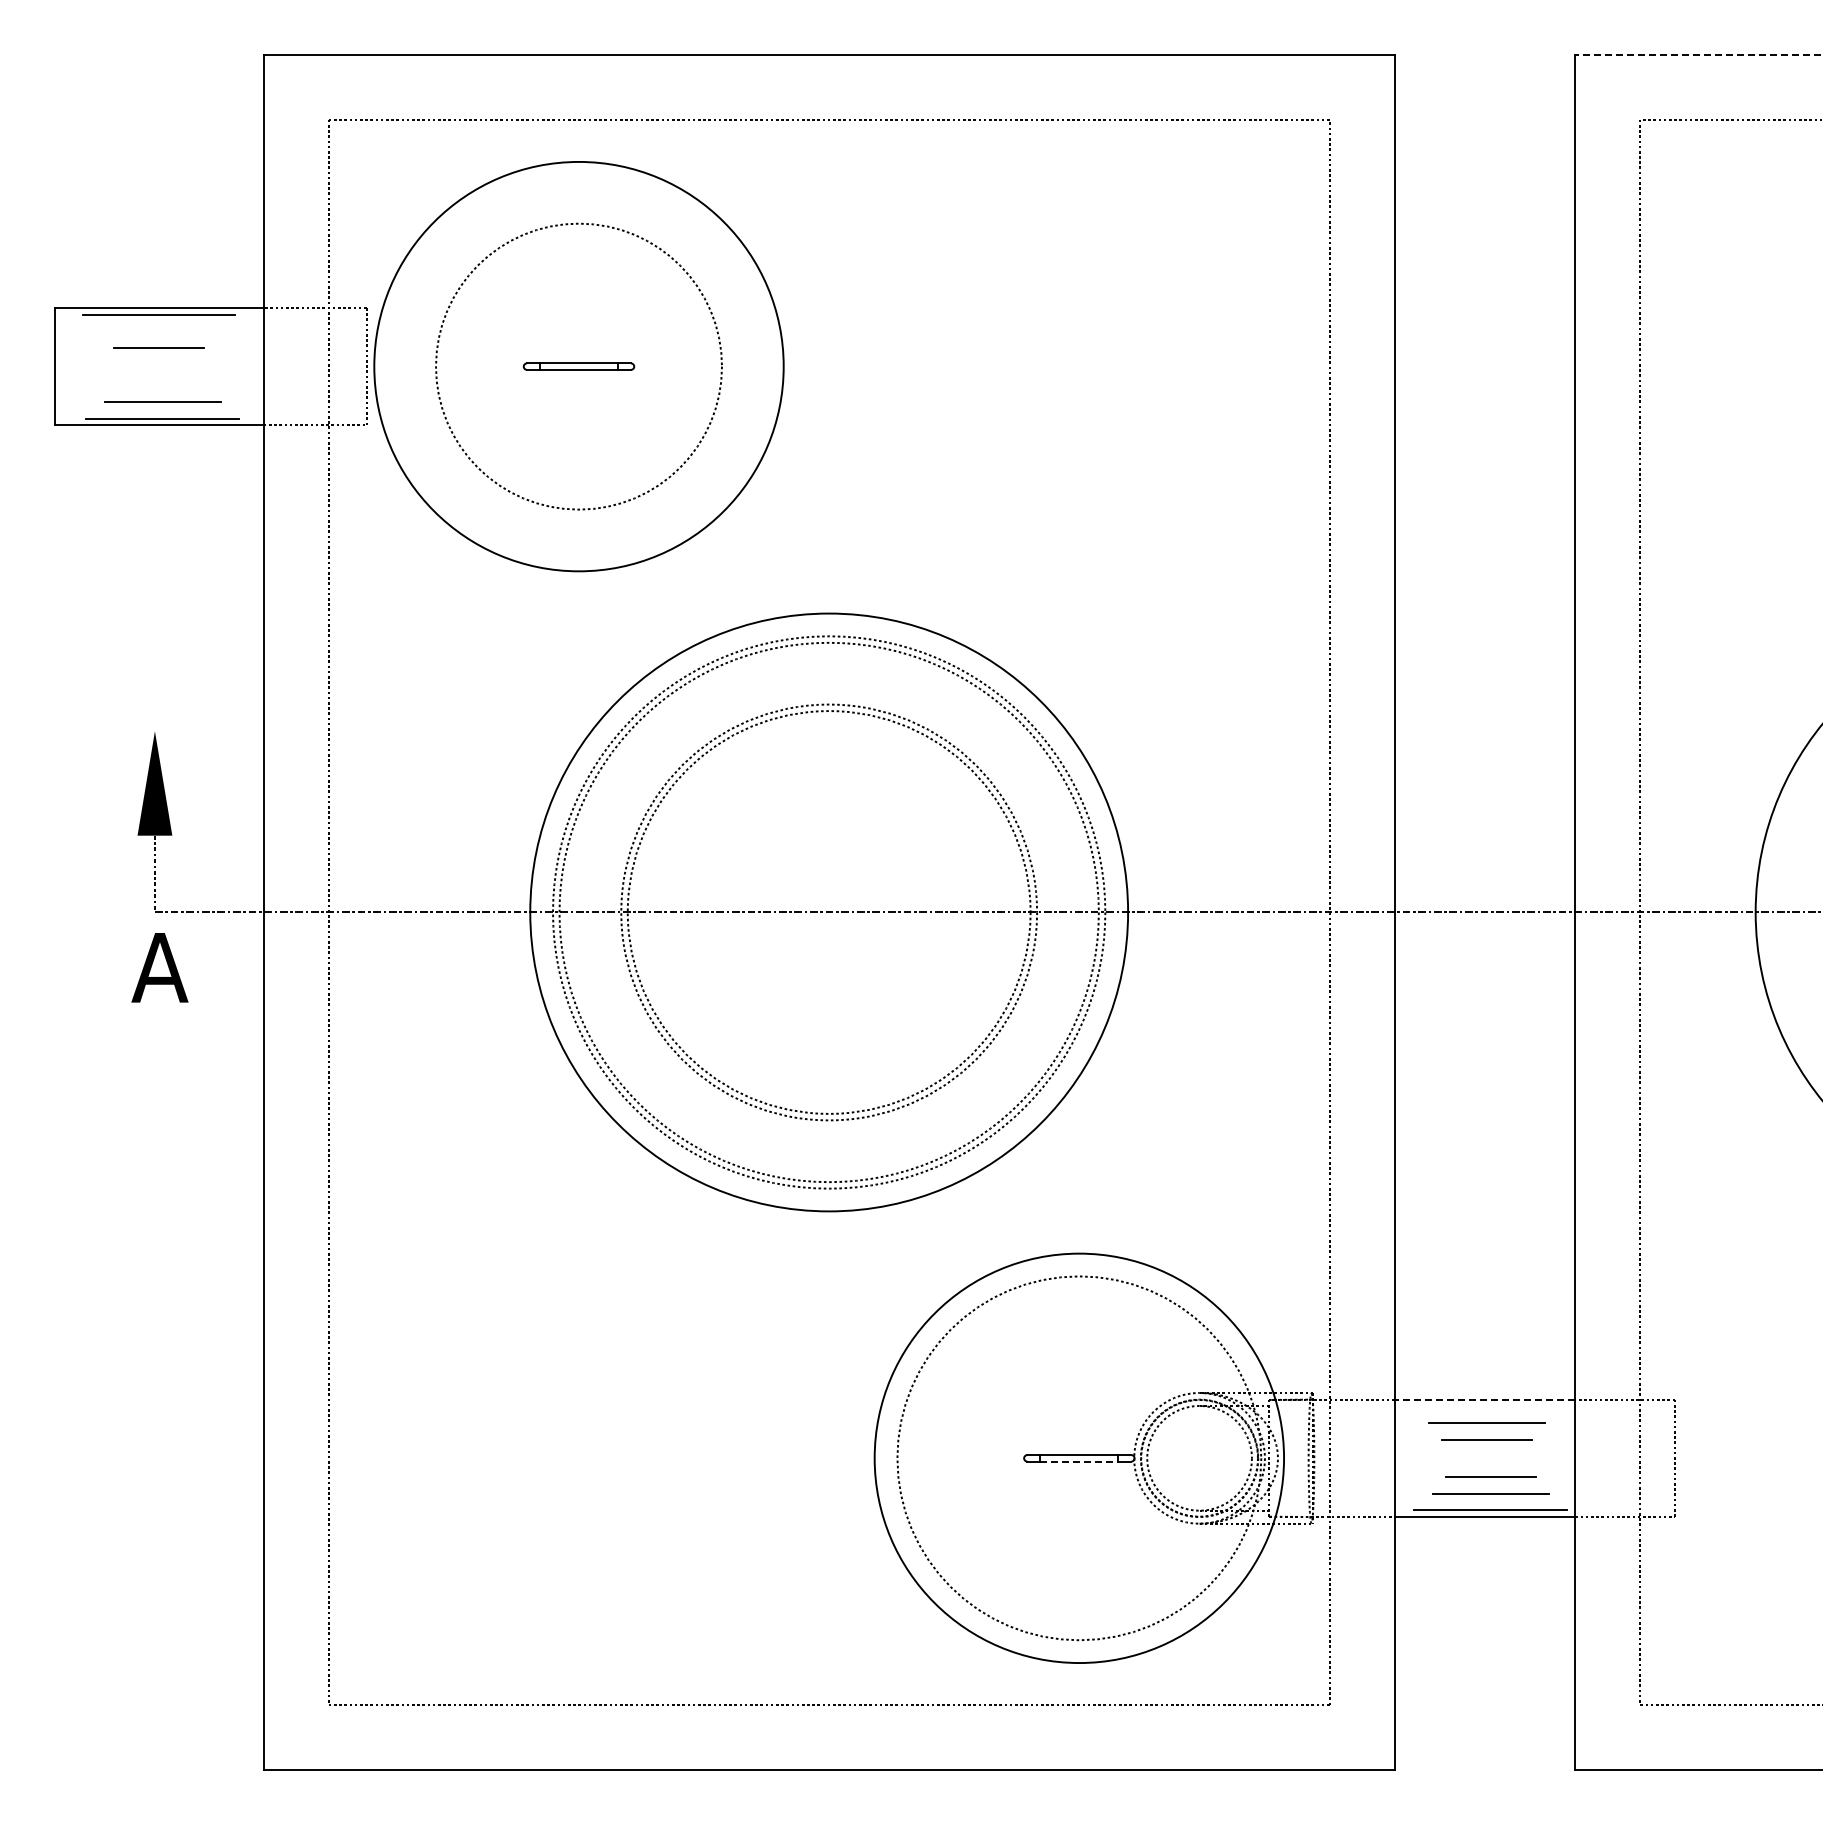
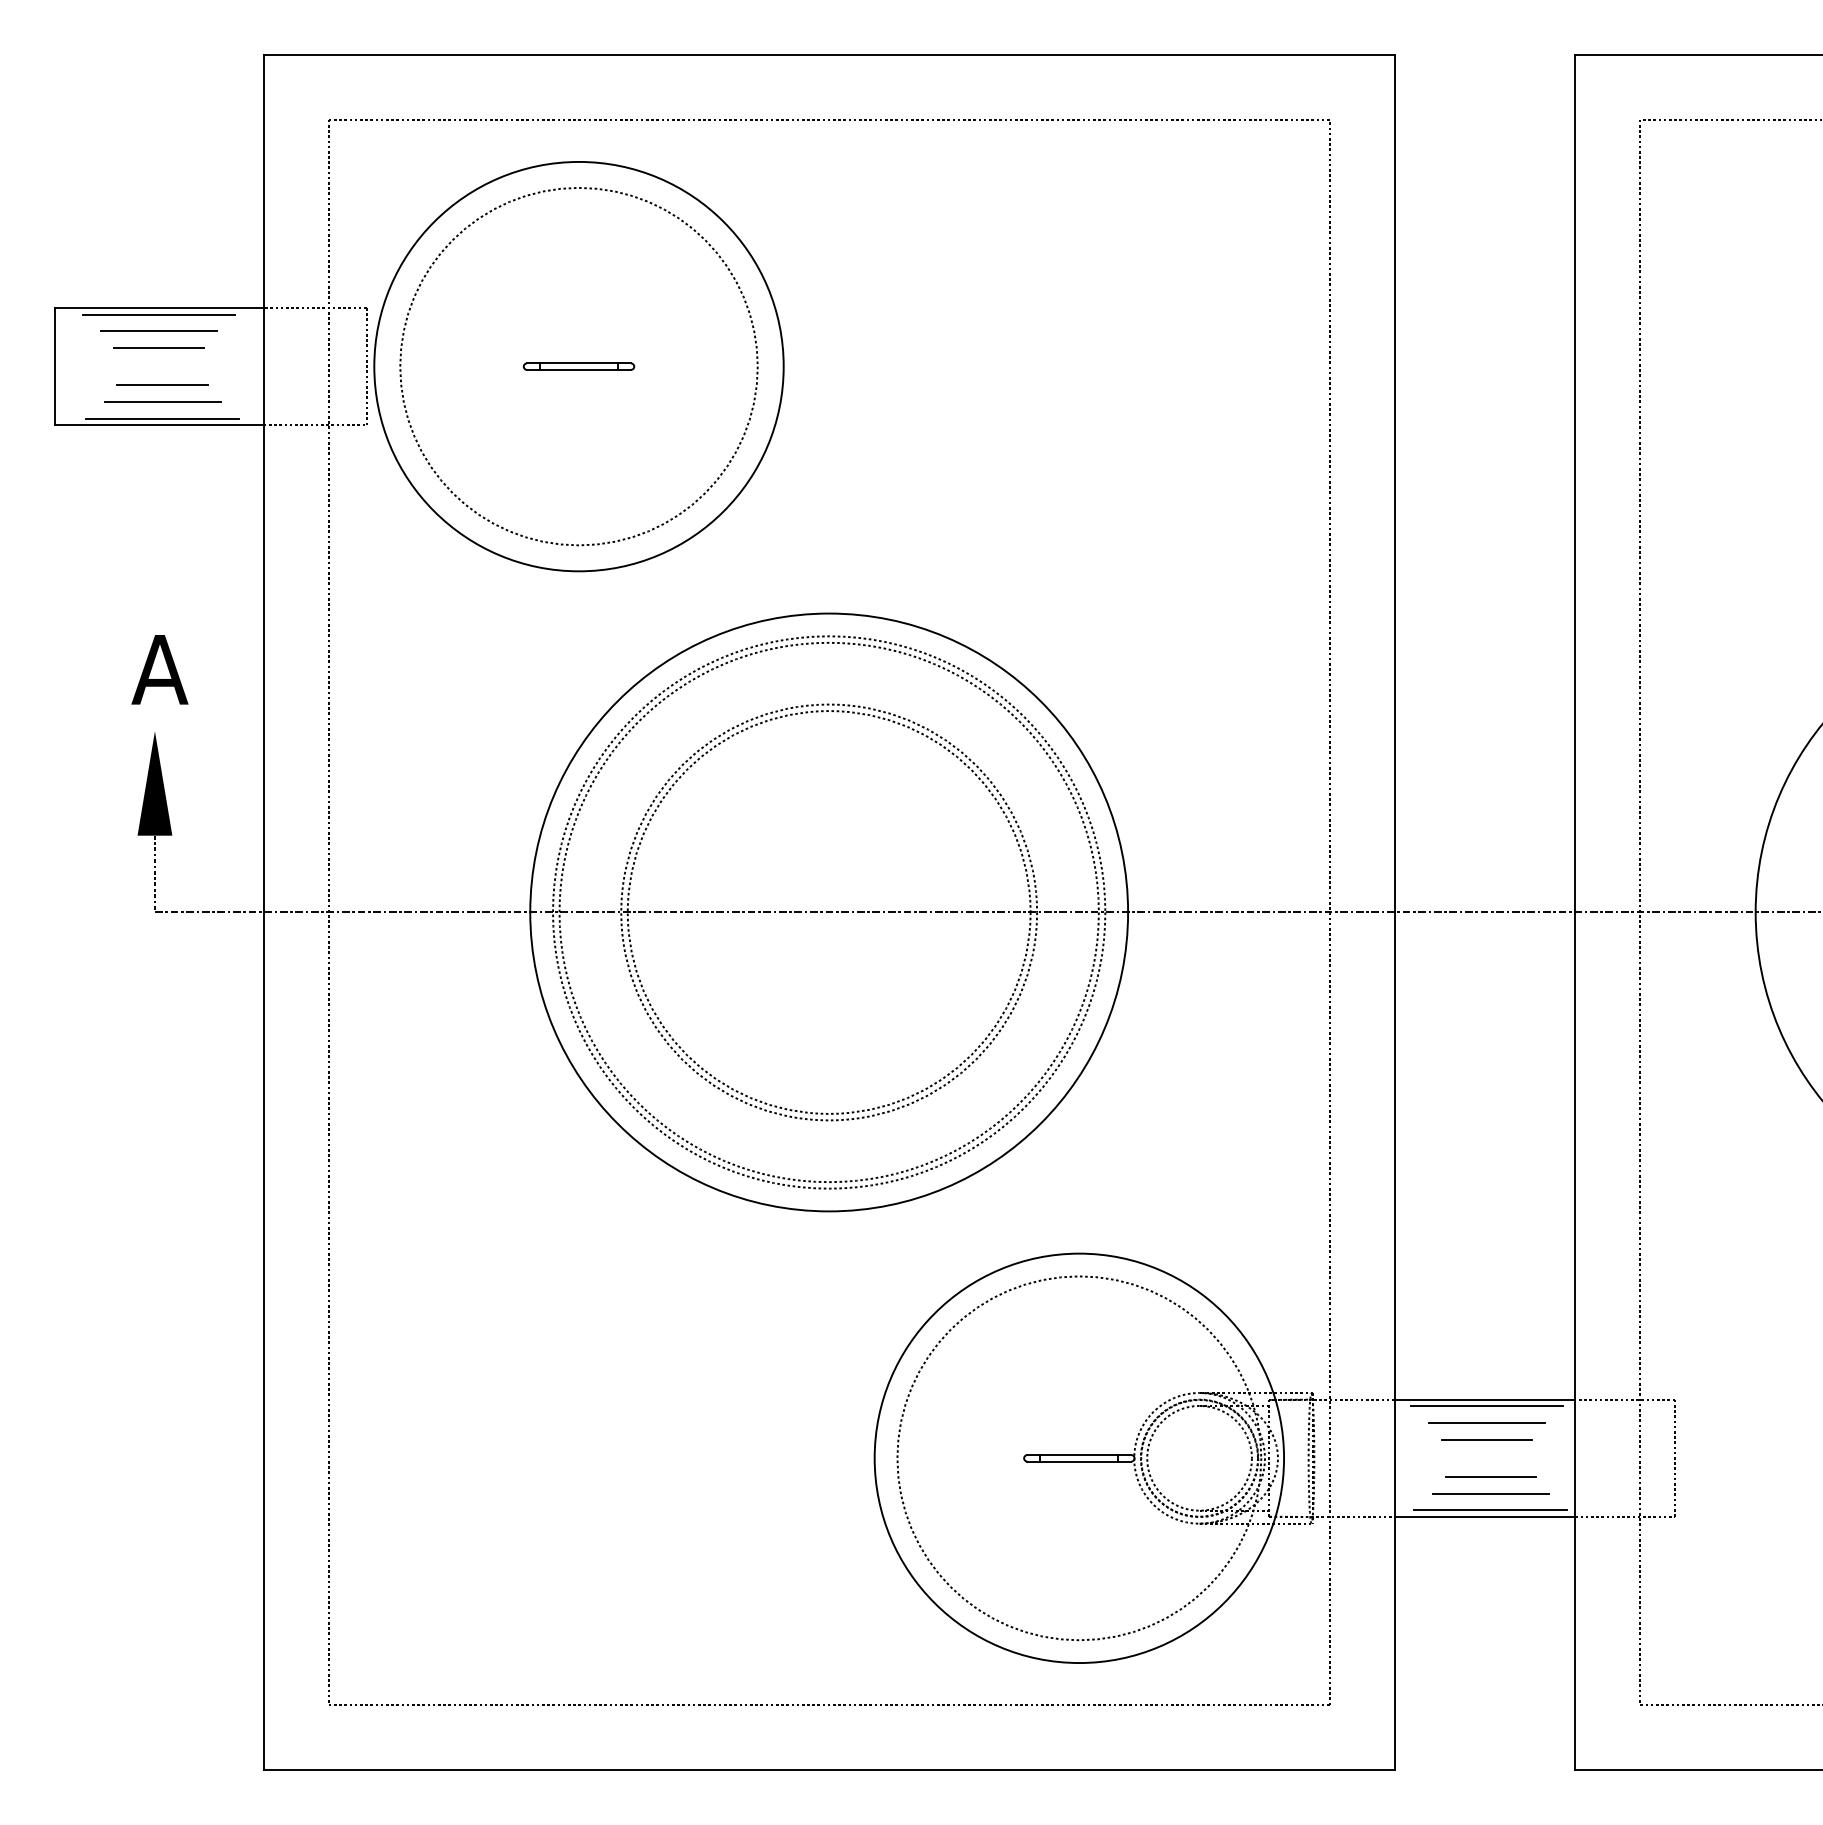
line: dashed -> solid (1698, 54)
line: none -> present (158, 330)
circle diameter: 286 px -> 358 px (578, 366)
line: none -> present (162, 385)
text position: (159, 967) -> (159, 669) (159, 669)
line: dashed -> solid (1484, 1399)
line: none -> present (1486, 1406)
line: dashed -> solid (1079, 1461)
